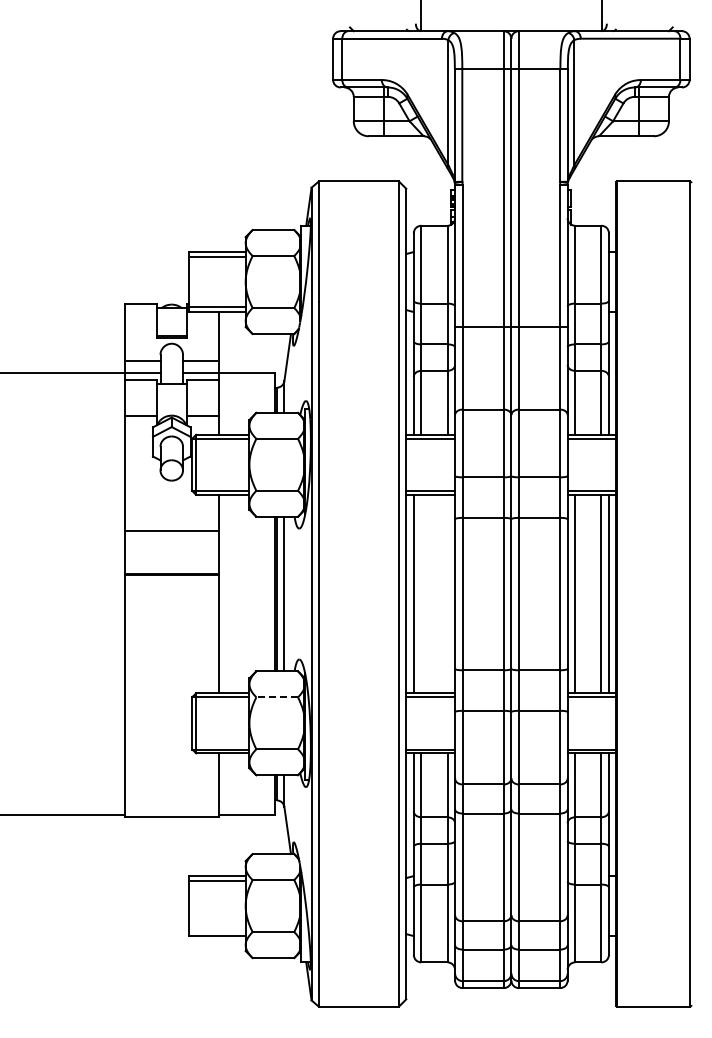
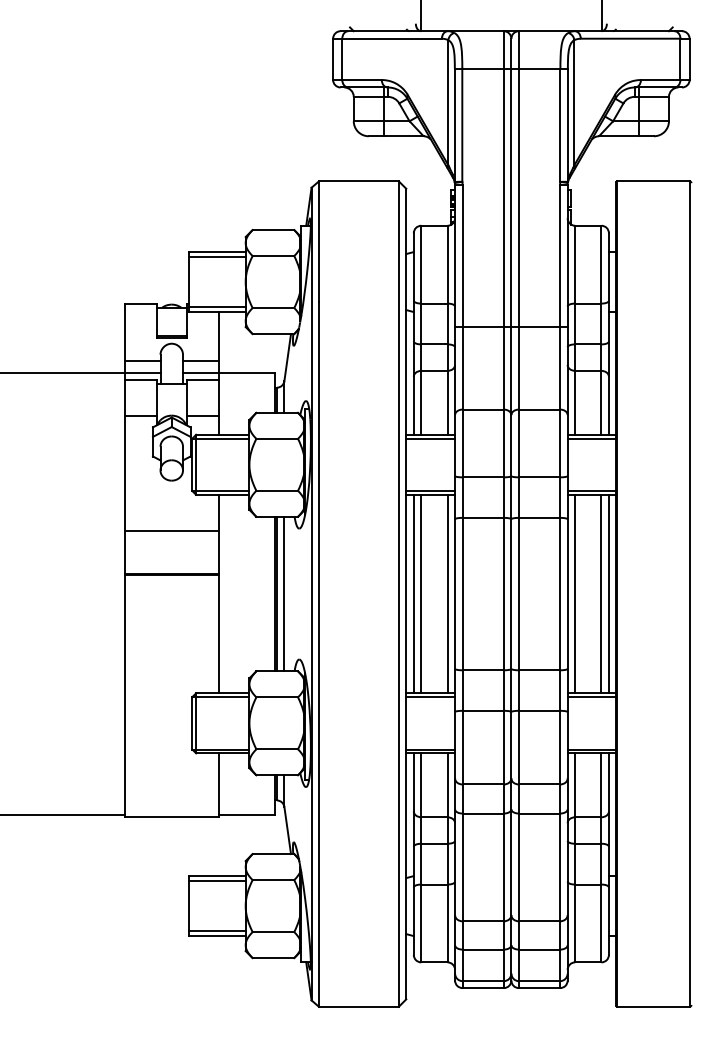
line: none -> present (421, 593)
line: none -> present (447, 593)
line: dashed -> solid (277, 697)
line: none -> present (216, 931)
